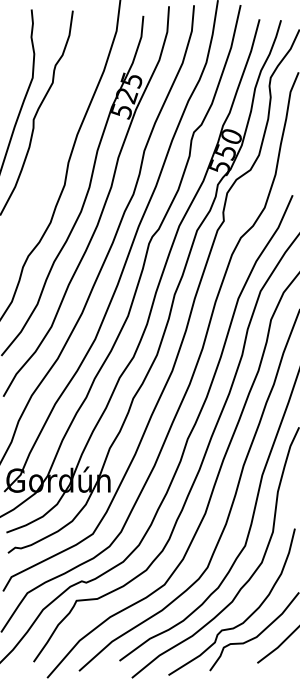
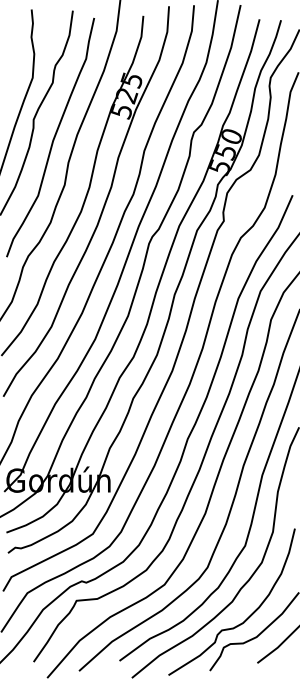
part: none -> present (50, 137)
